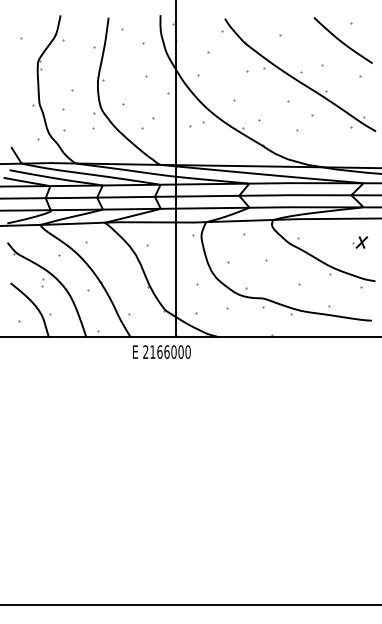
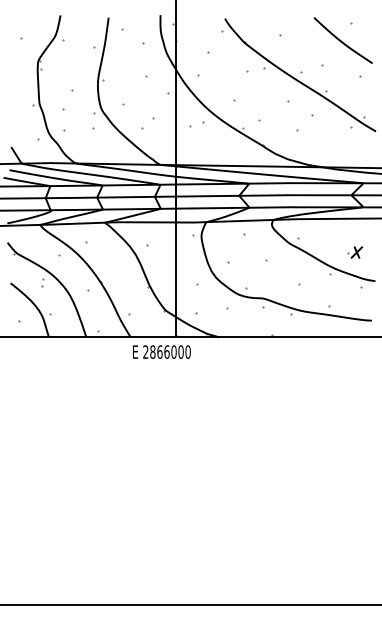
part position: (360, 242) -> (355, 252) (355, 252)
text: 2166000 -> 2866000 (152, 351)
